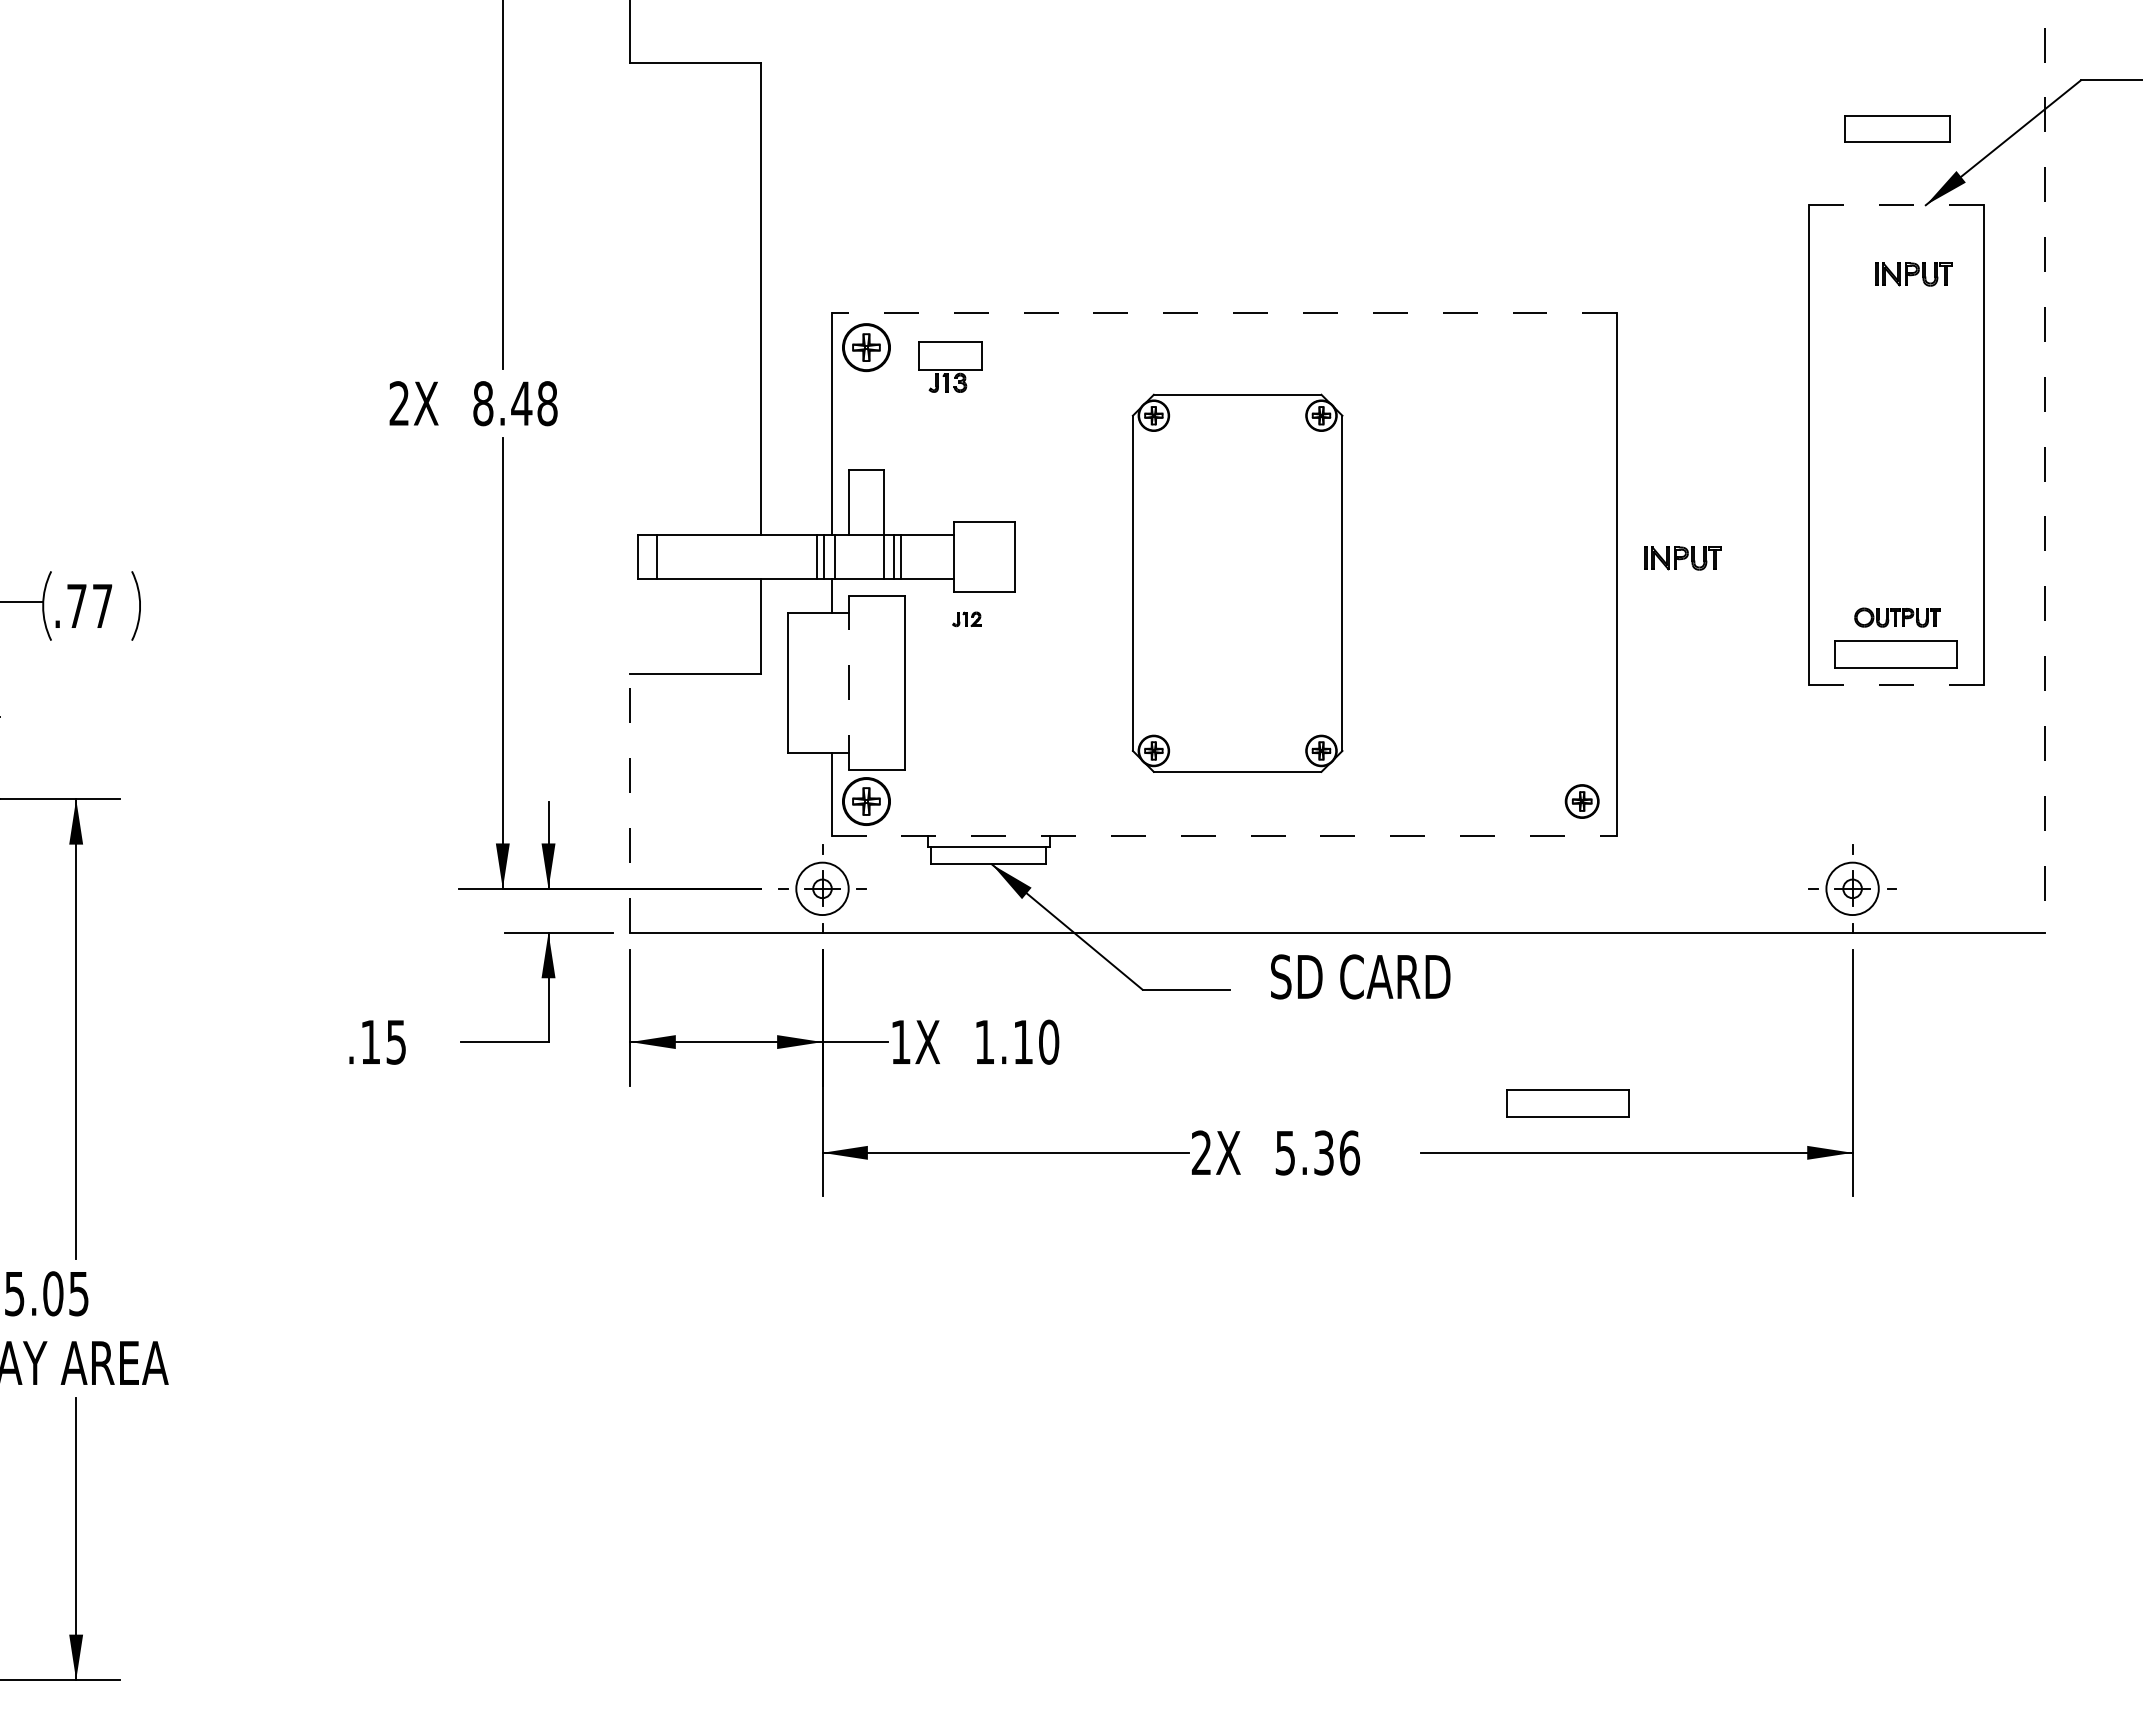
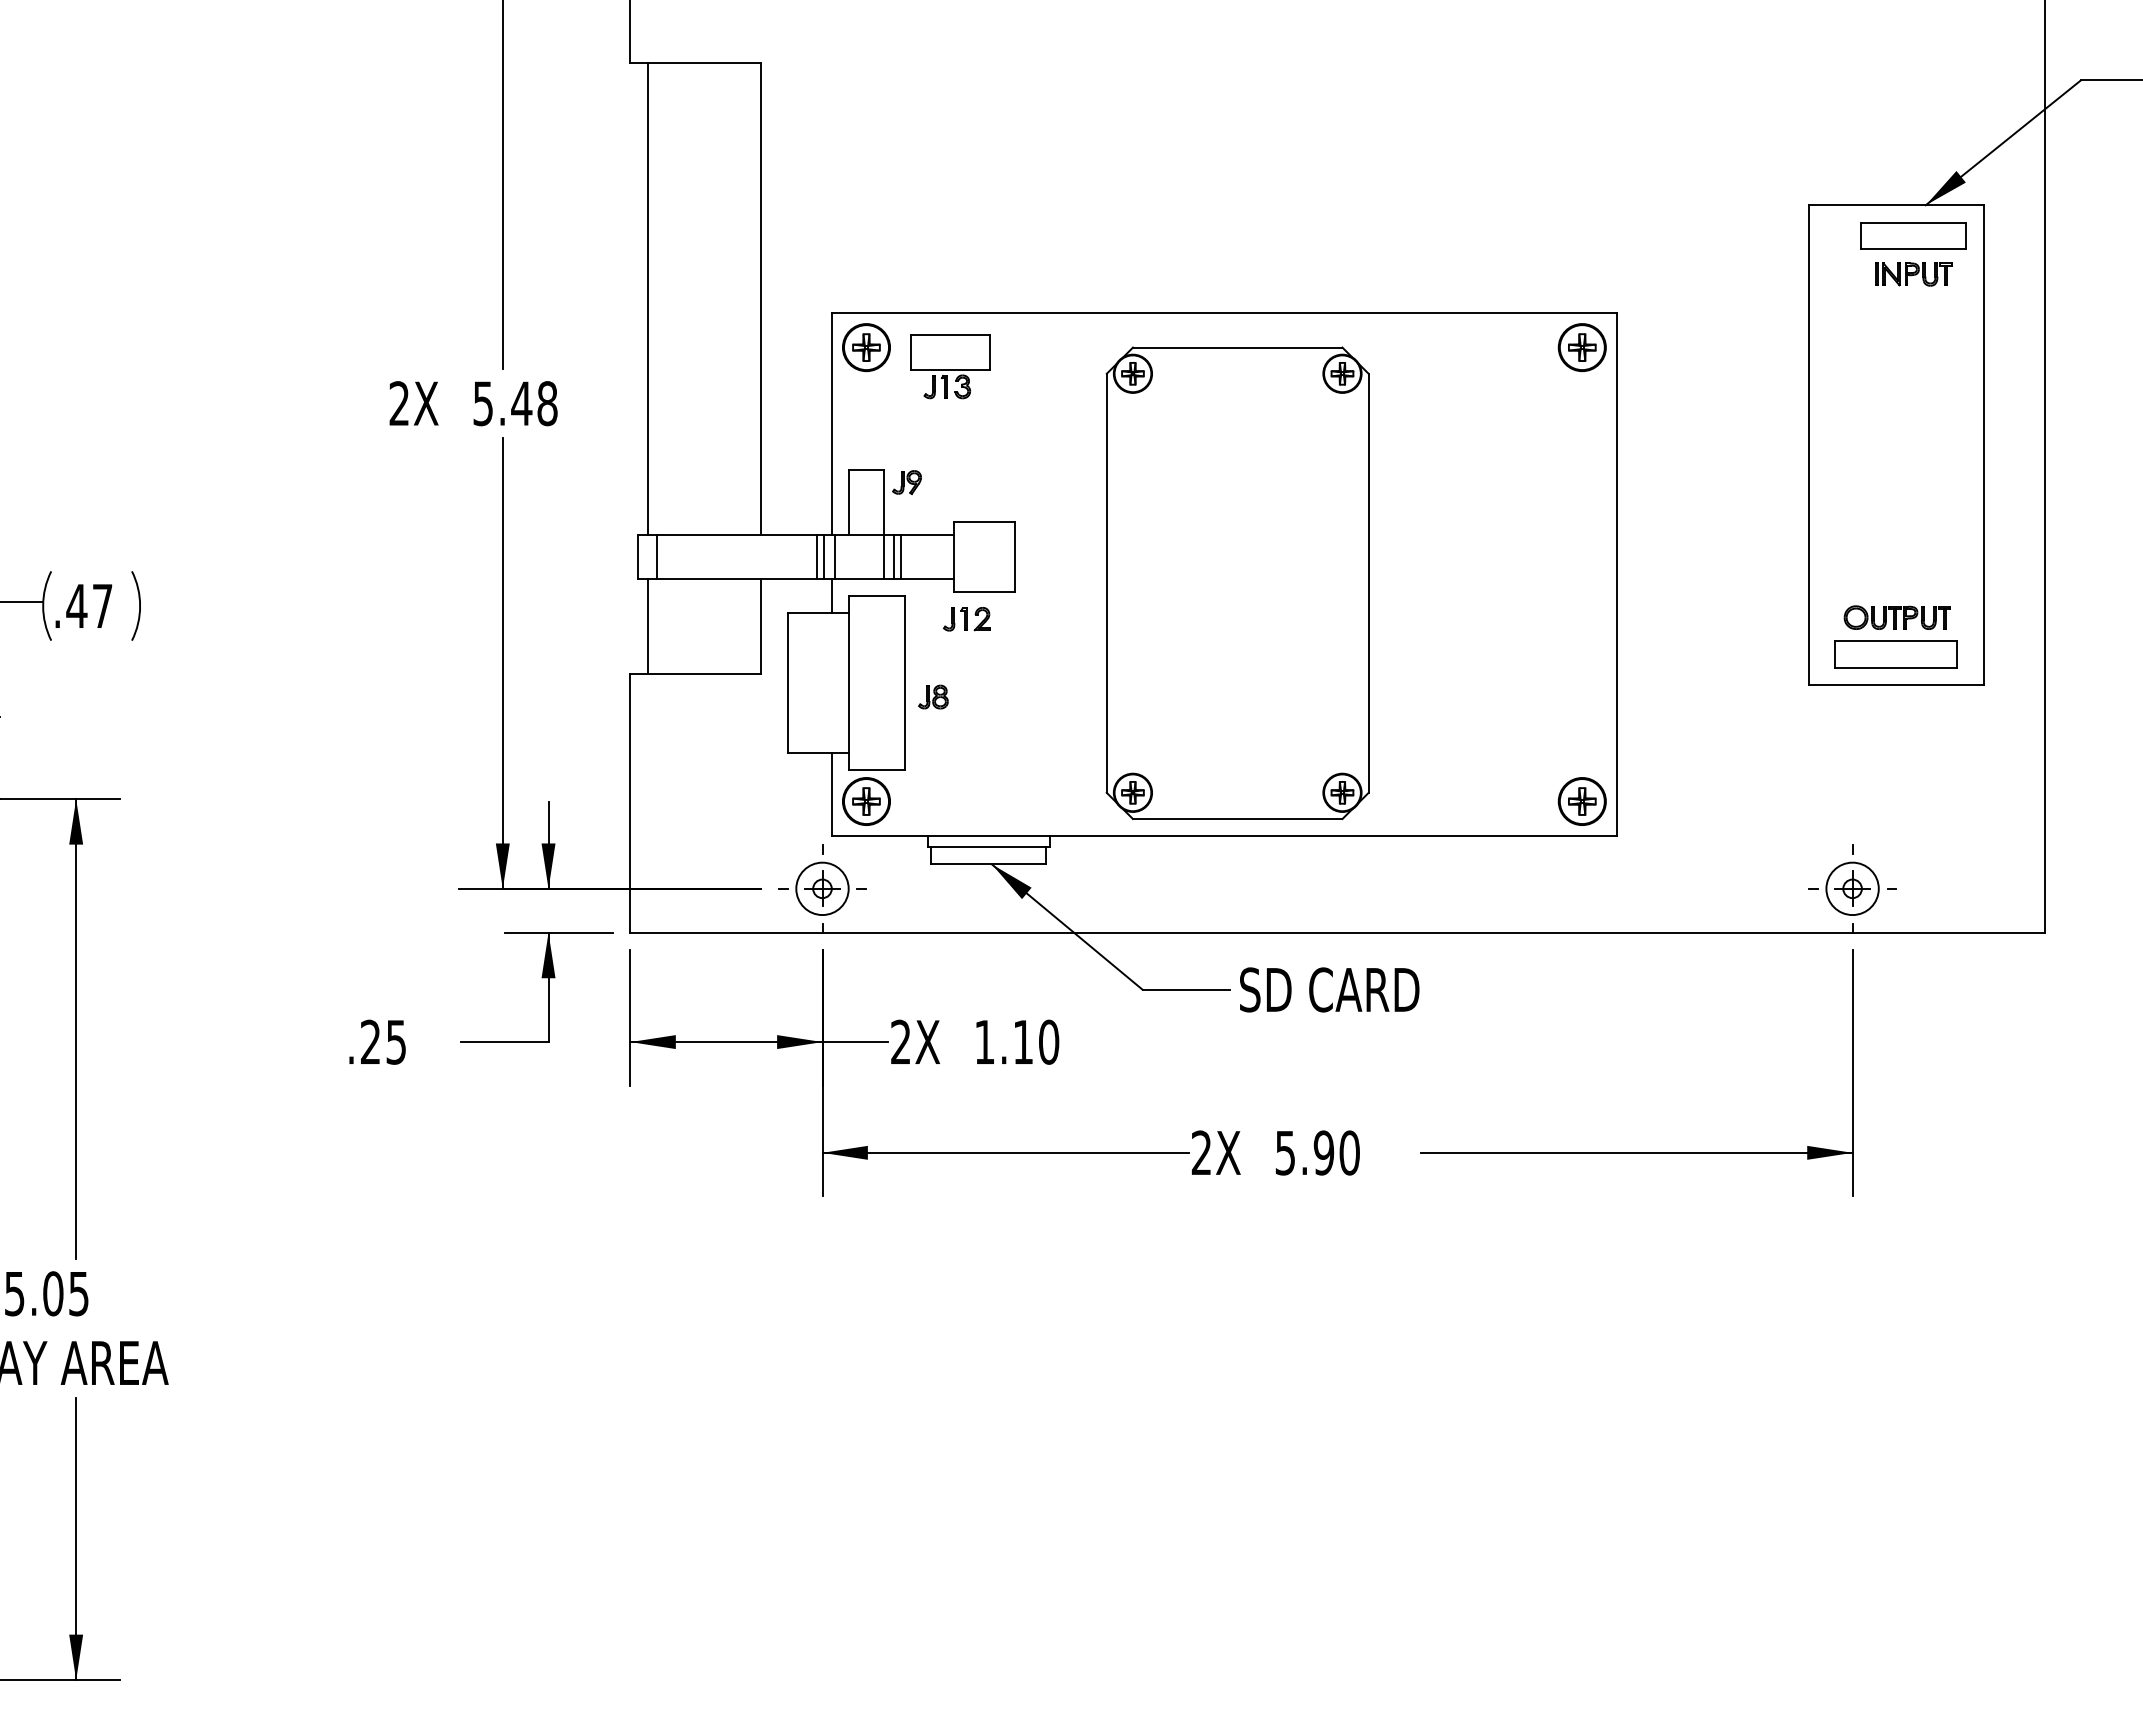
part position: (1897, 128) -> (1913, 235) (1913, 235)
line: dashed -> solid (1895, 205)
line: none -> present (647, 298)
line: dashed -> solid (1224, 312)
part: none -> present (1581, 347)
part size: 65x52 px -> 81x66 px (950, 366)
text: 8.48 -> 5.48 (483, 403)
line: dashed -> solid (2044, 466)
part: none -> present (906, 482)
part: present -> none (1682, 558)
part size: 213x380 px -> 265x475 px (1237, 583)
text: .77 -> .47 (76, 605)
part size: 87x21 px -> 108x25 px (1896, 617)
part size: 30x17 px -> 48x25 px (966, 619)
line: none -> present (647, 625)
line: dashed -> solid (849, 683)
line: dashed -> solid (1896, 685)
part: none -> present (933, 696)
part size: 36x35 px -> 50x49 px (1581, 801)
line: dashed -> solid (630, 803)
line: dashed -> solid (1224, 836)
text position: (1360, 976) -> (1329, 989) (1329, 989)
text: .15 -> .25 (370, 1041)
text: 1X -> 2X (900, 1041)
part: present -> none (1567, 1103)
text: 5.36 -> 5.90 (1336, 1152)
